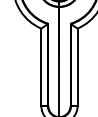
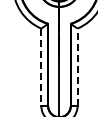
line: solid -> dashed (41, 67)
line: solid -> dashed (77, 67)
